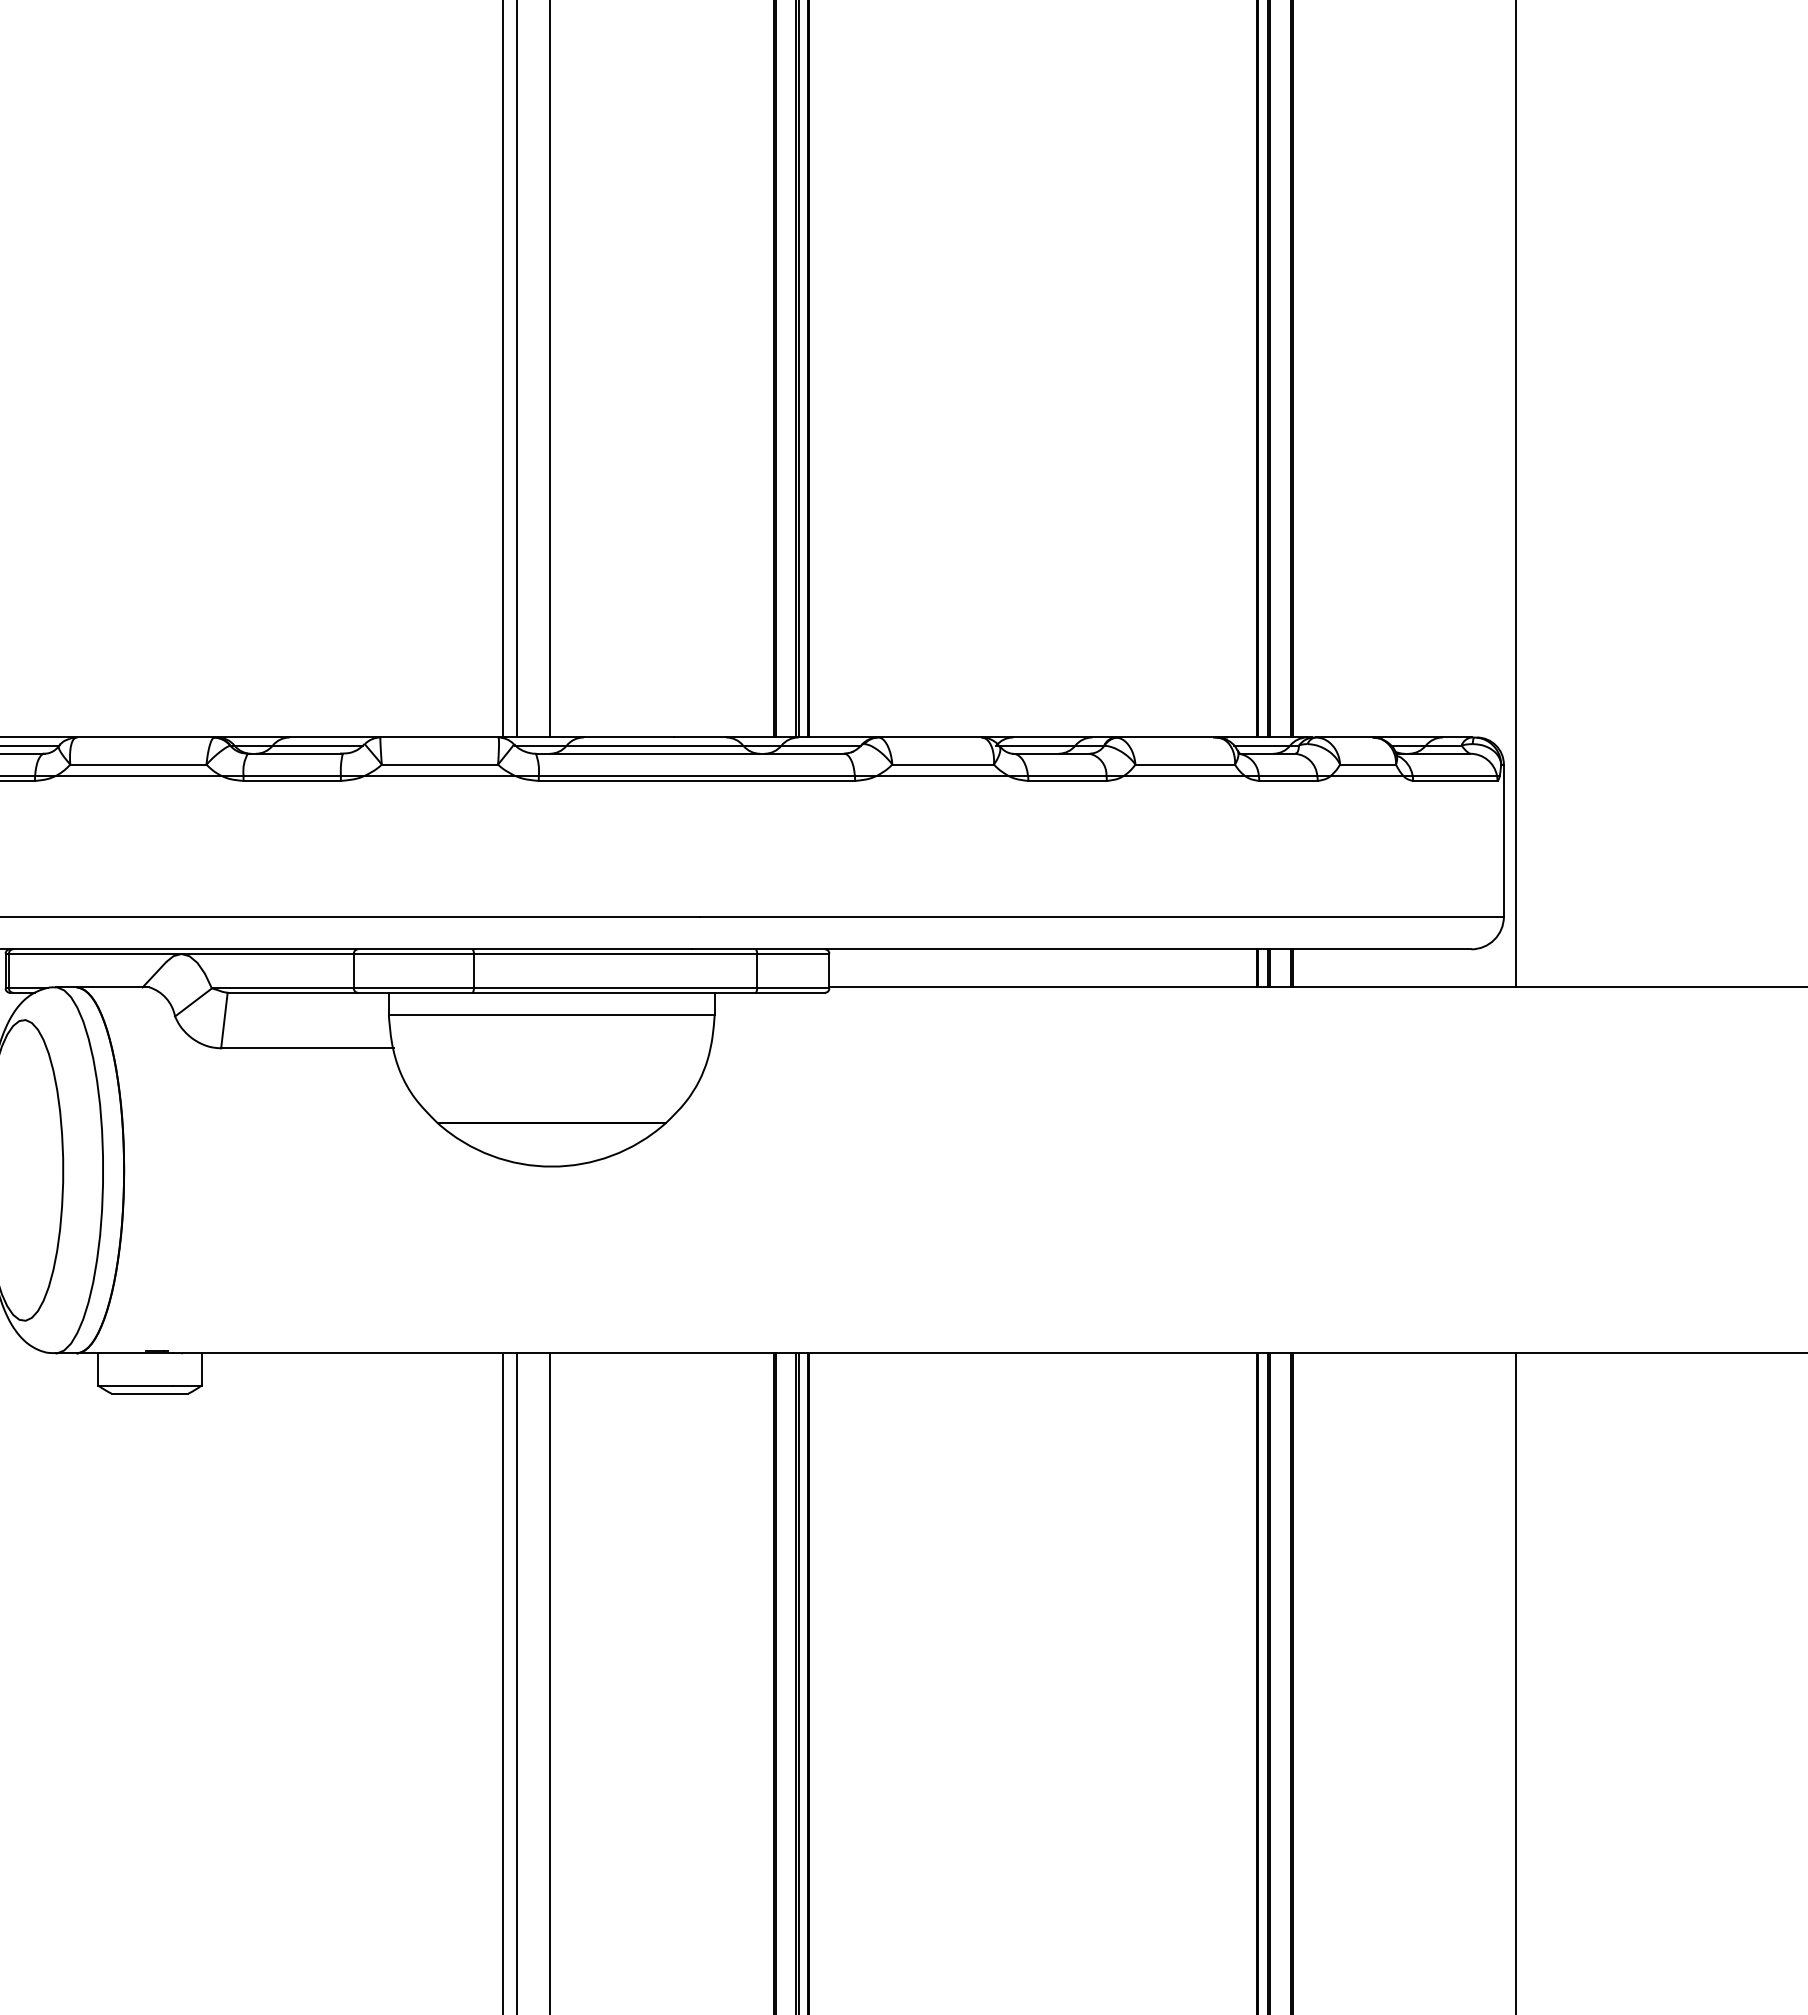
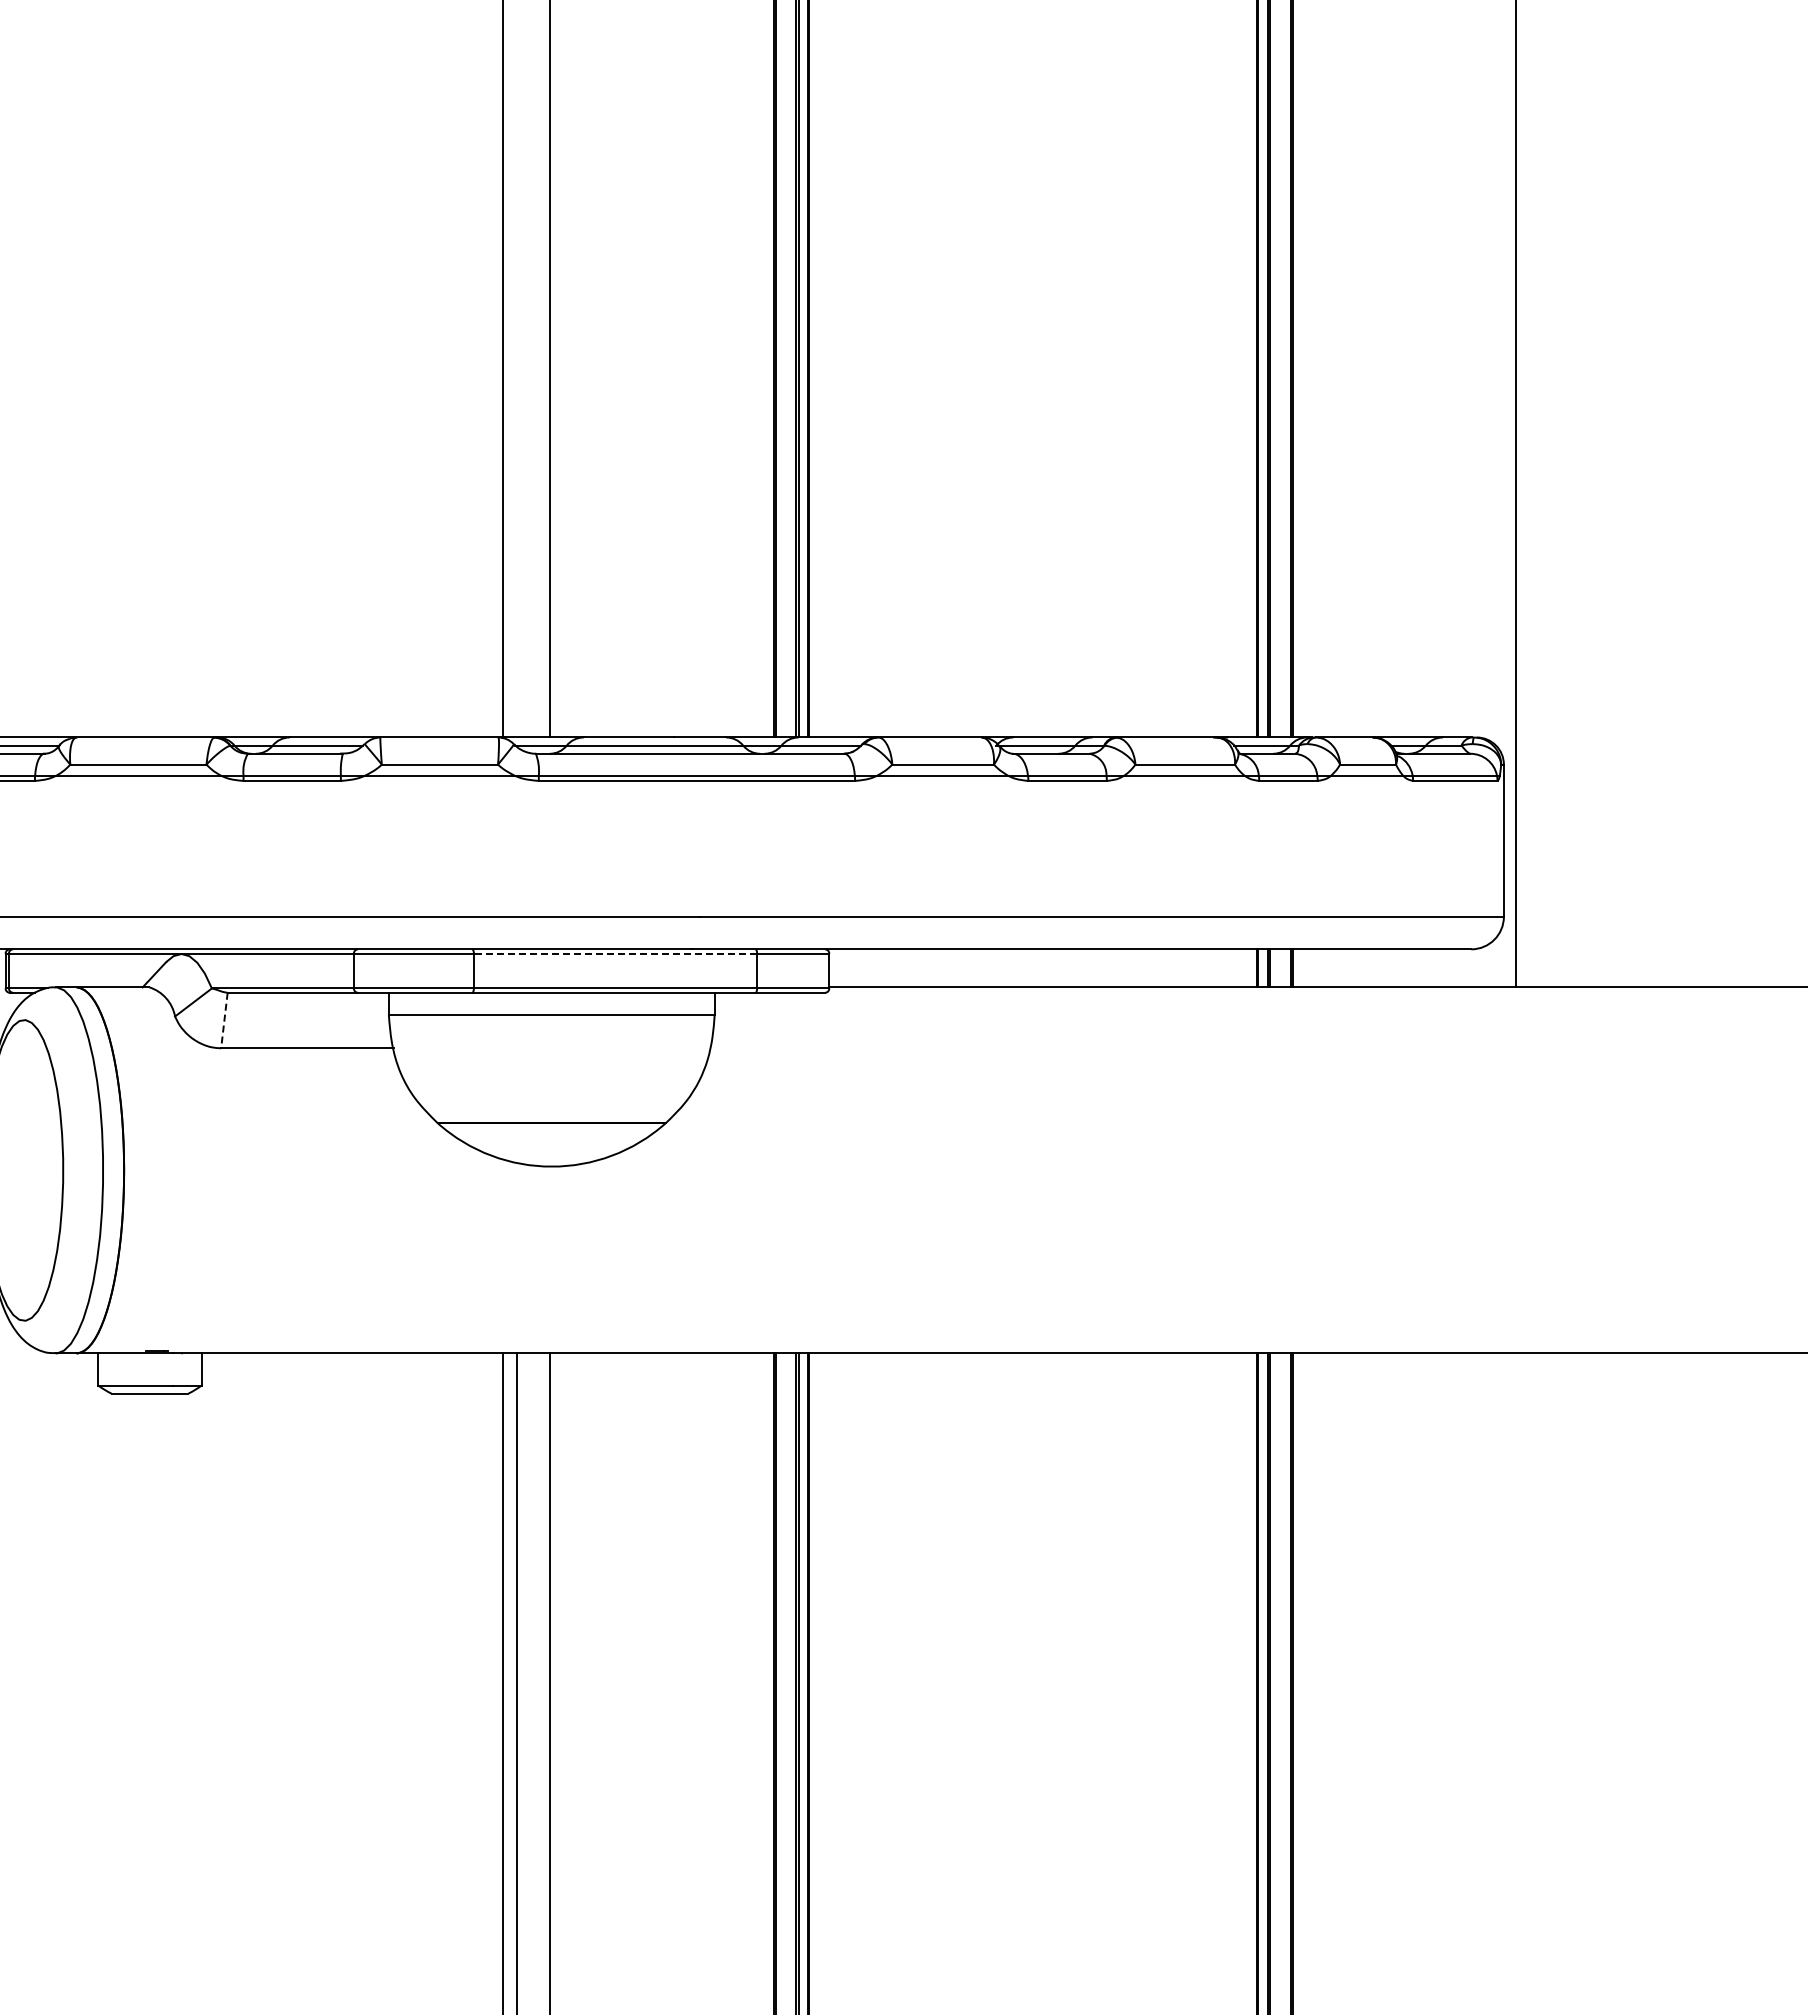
line: present -> none (516, 369)
line: solid -> dashed (615, 953)
line: solid -> dashed (224, 1020)
line: present -> none (1516, 1682)
